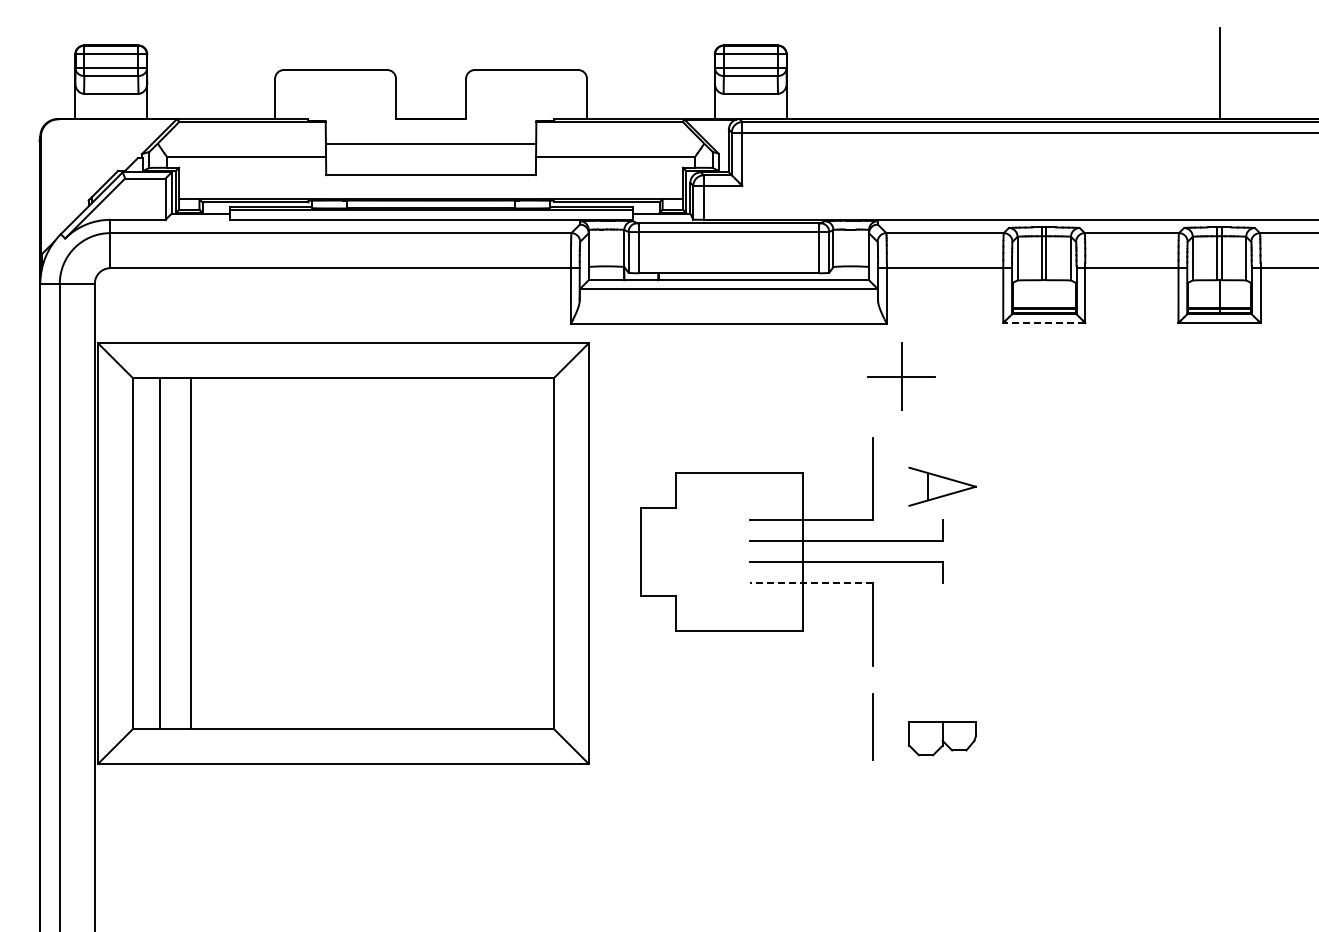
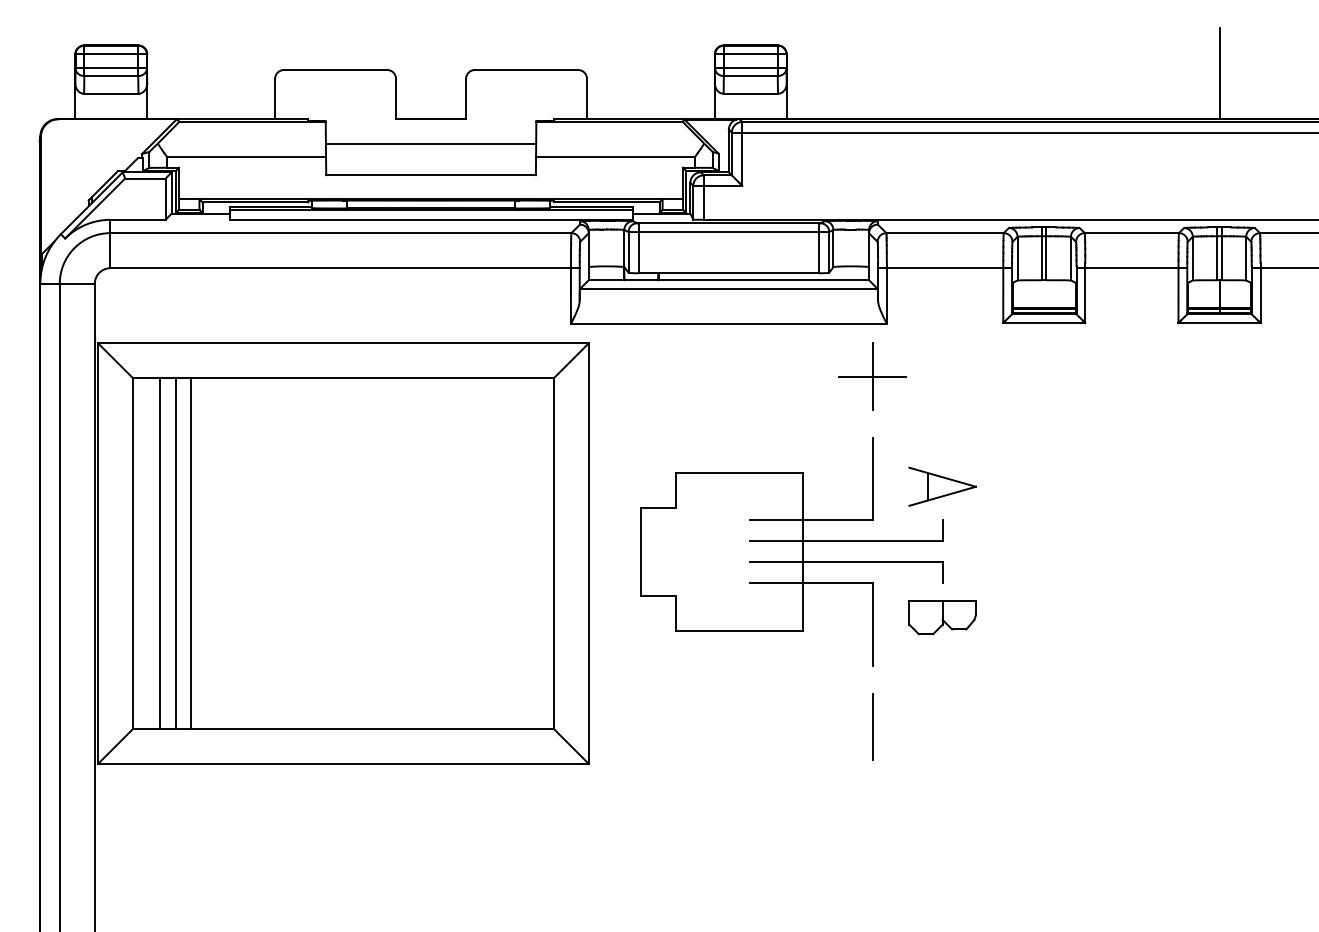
line: dashed -> solid (1043, 323)
part position: (901, 376) -> (872, 376) (872, 376)
line: none -> present (175, 553)
line: dashed -> solid (810, 583)
part position: (942, 738) -> (942, 617) (942, 617)
